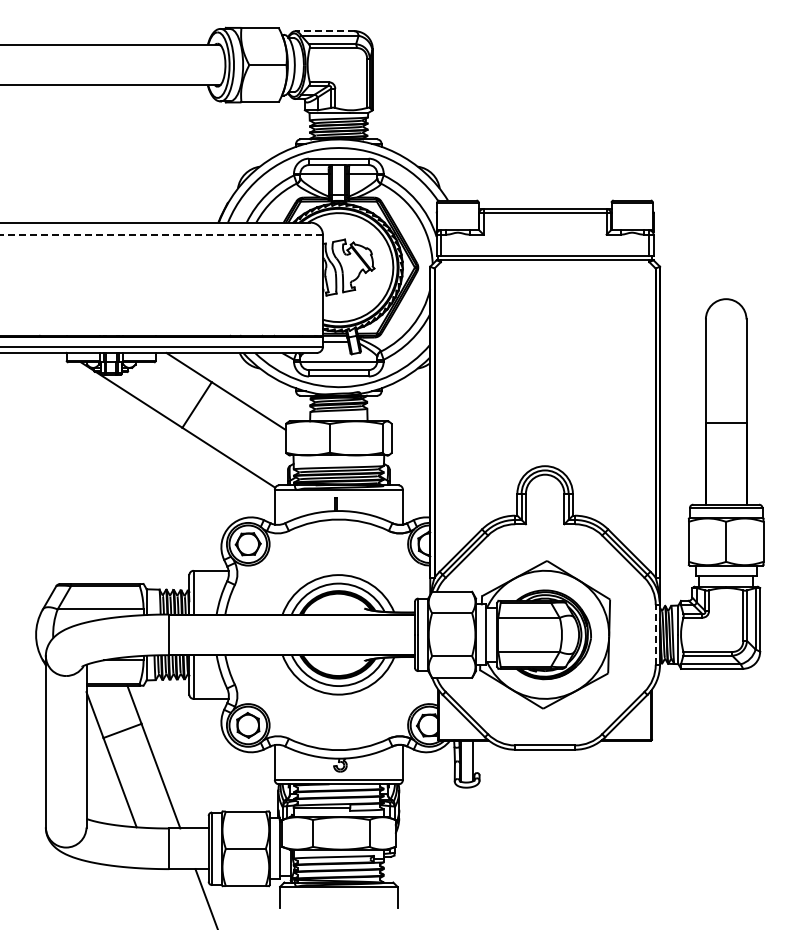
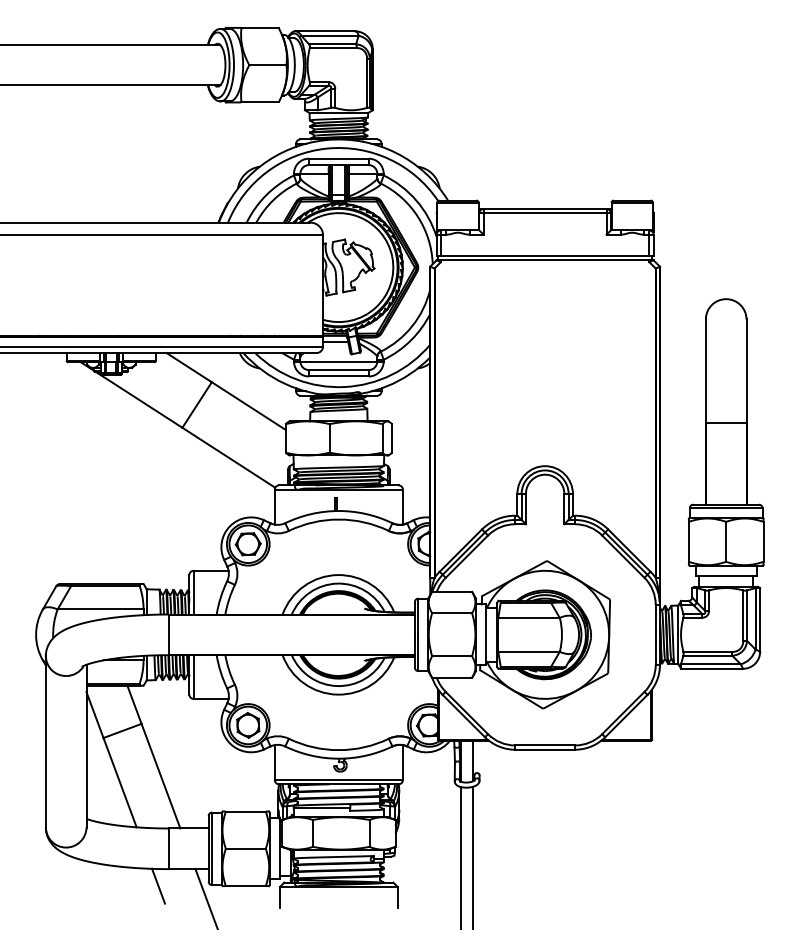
line: dashed -> solid (324, 31)
line: dashed -> solid (161, 235)
line: dashed -> solid (655, 634)
line: none -> present (460, 856)
line: none -> present (473, 856)
line: none -> present (158, 885)
